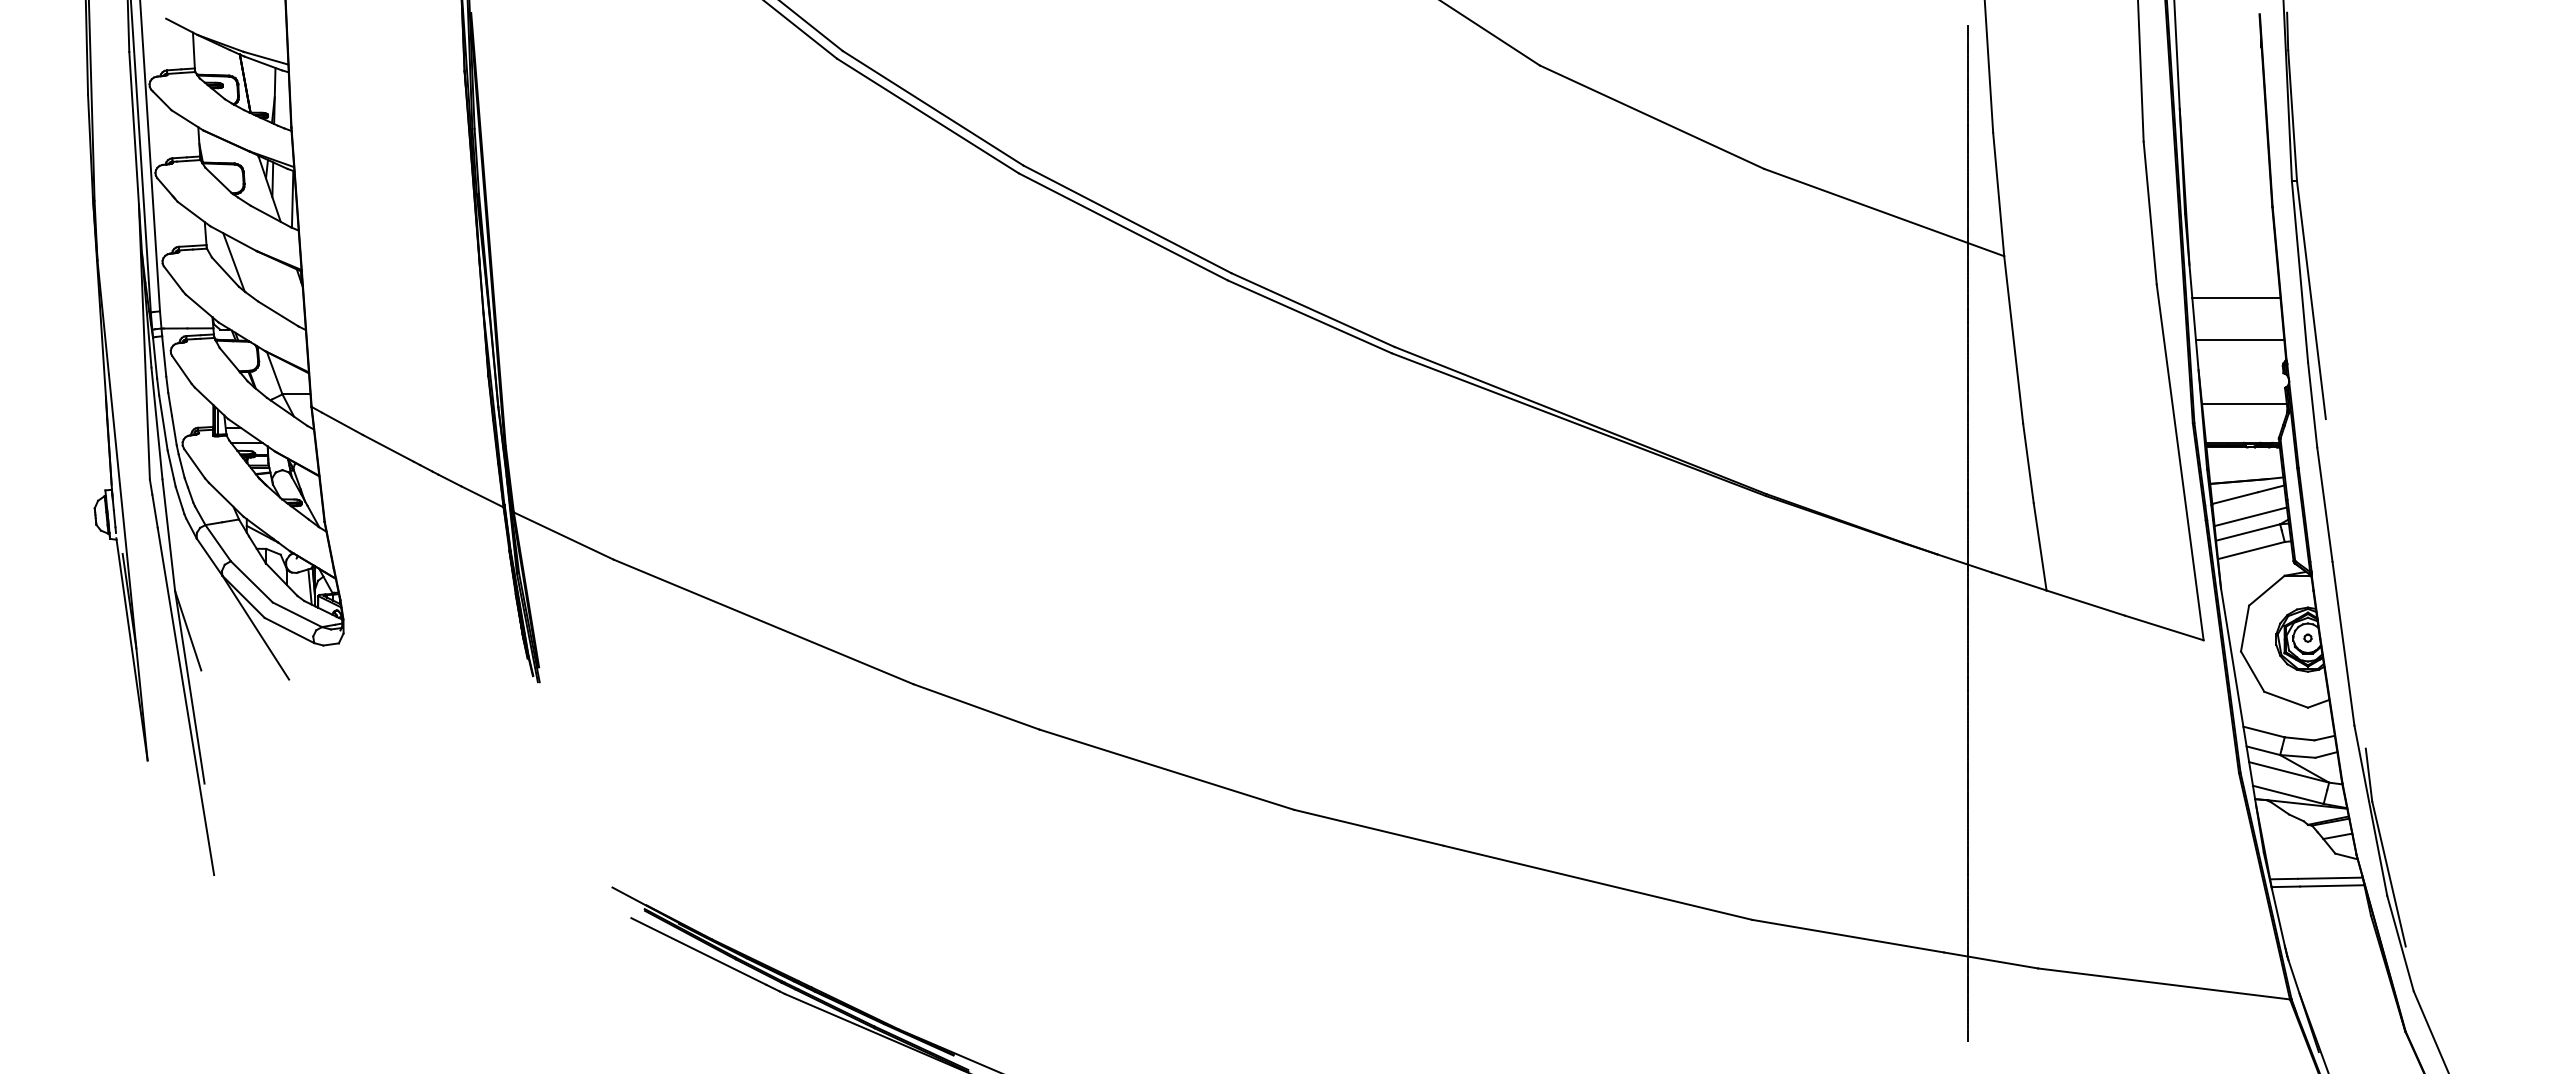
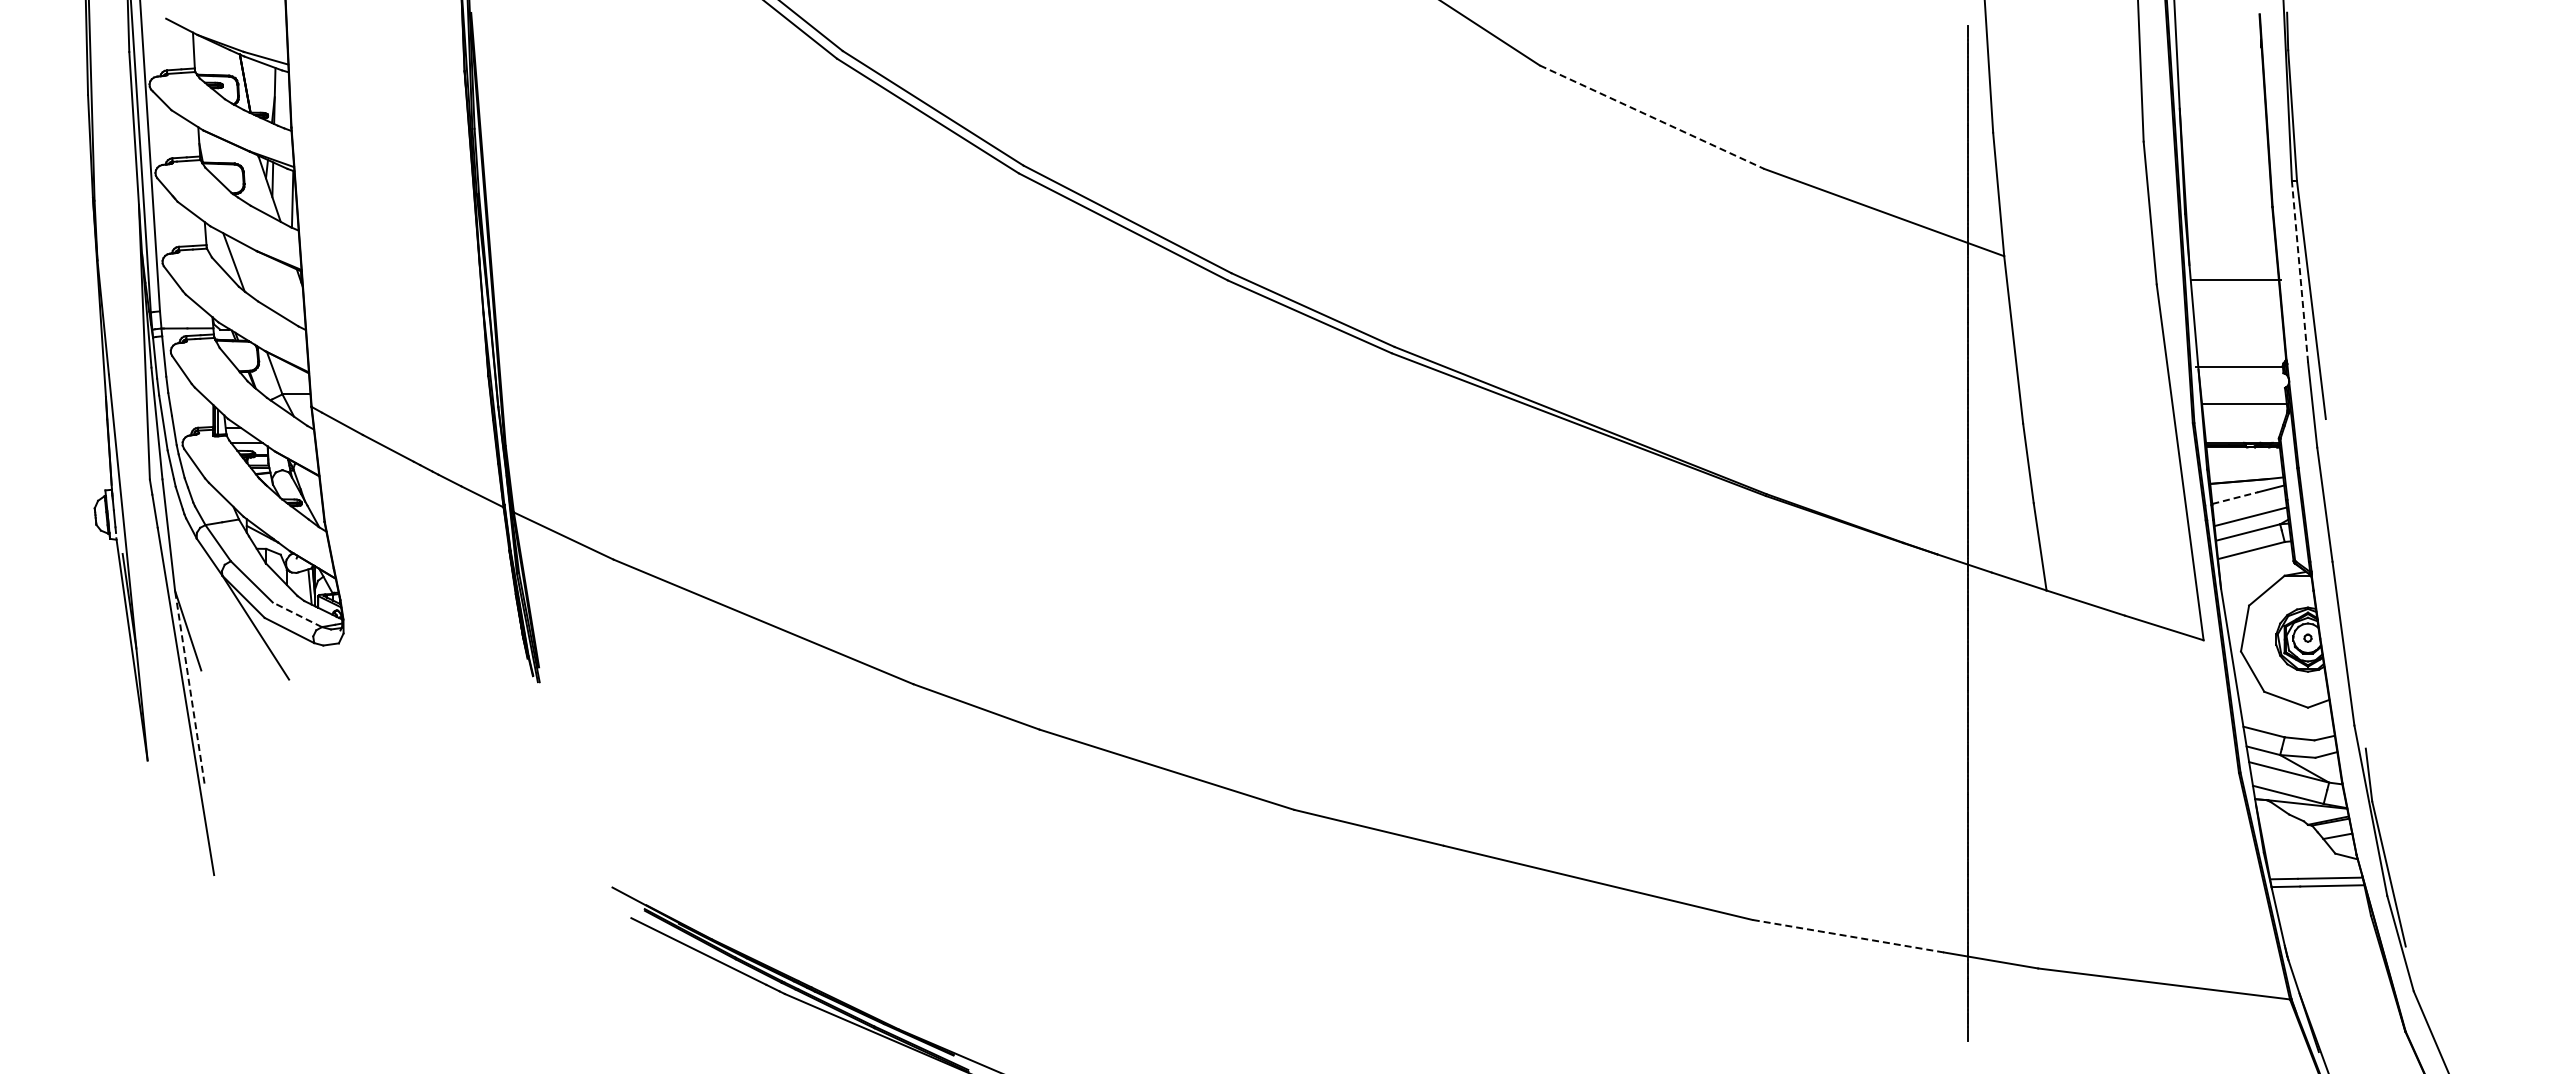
line: solid -> dashed (1652, 117)
line: solid -> dashed (2299, 271)
line position: (2236, 298) -> (2236, 280) (2236, 280)
line position: (2239, 339) -> (2239, 366) (2239, 366)
line: solid -> dashed (2235, 498)
line: solid -> dashed (297, 614)
line: solid -> dashed (189, 687)
line: solid -> dashed (1847, 936)
